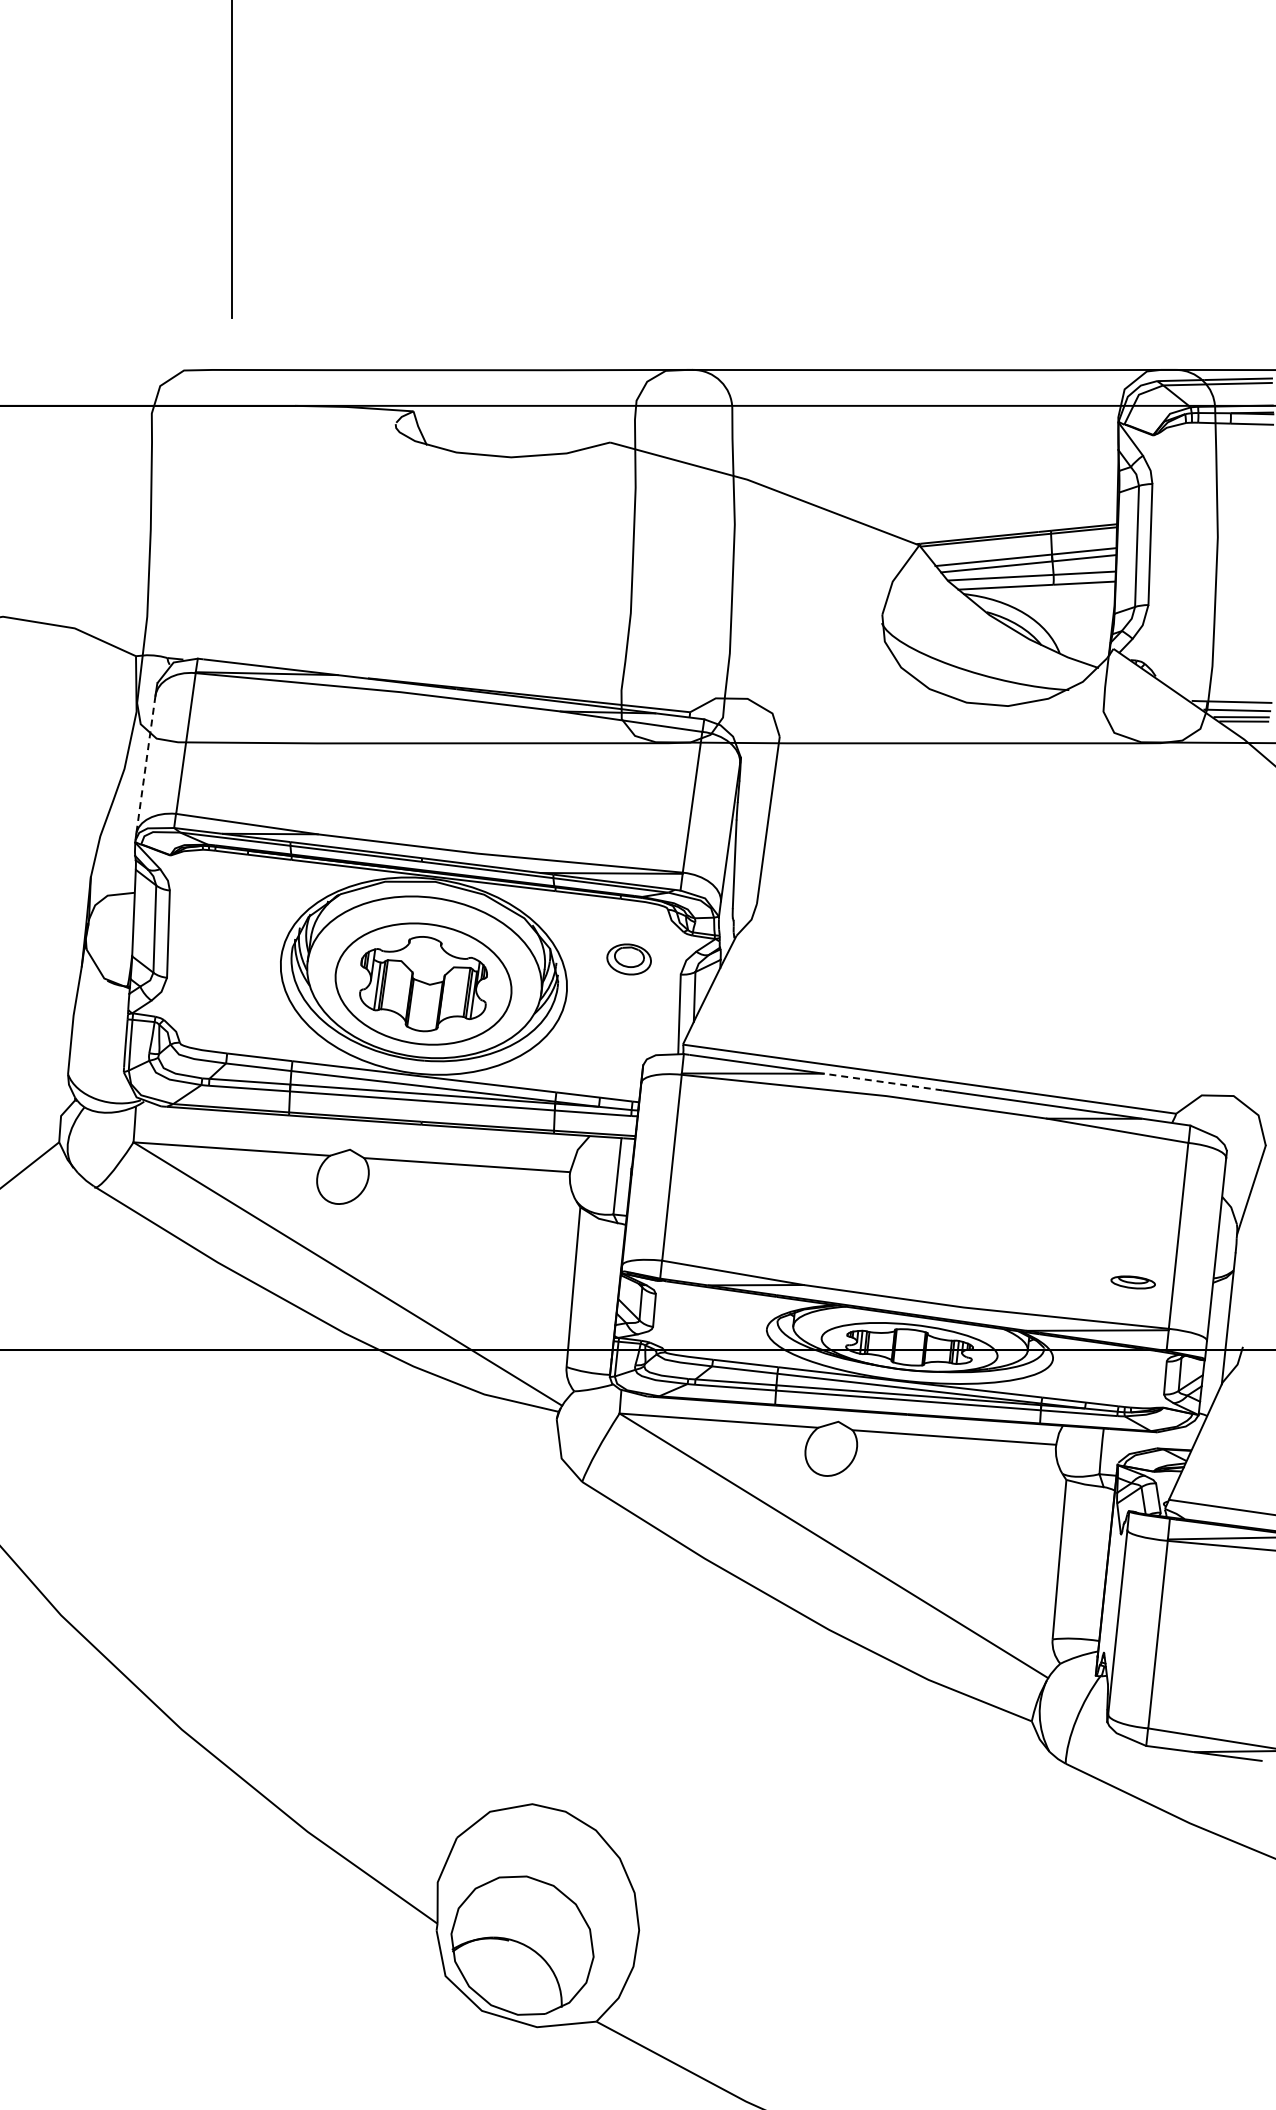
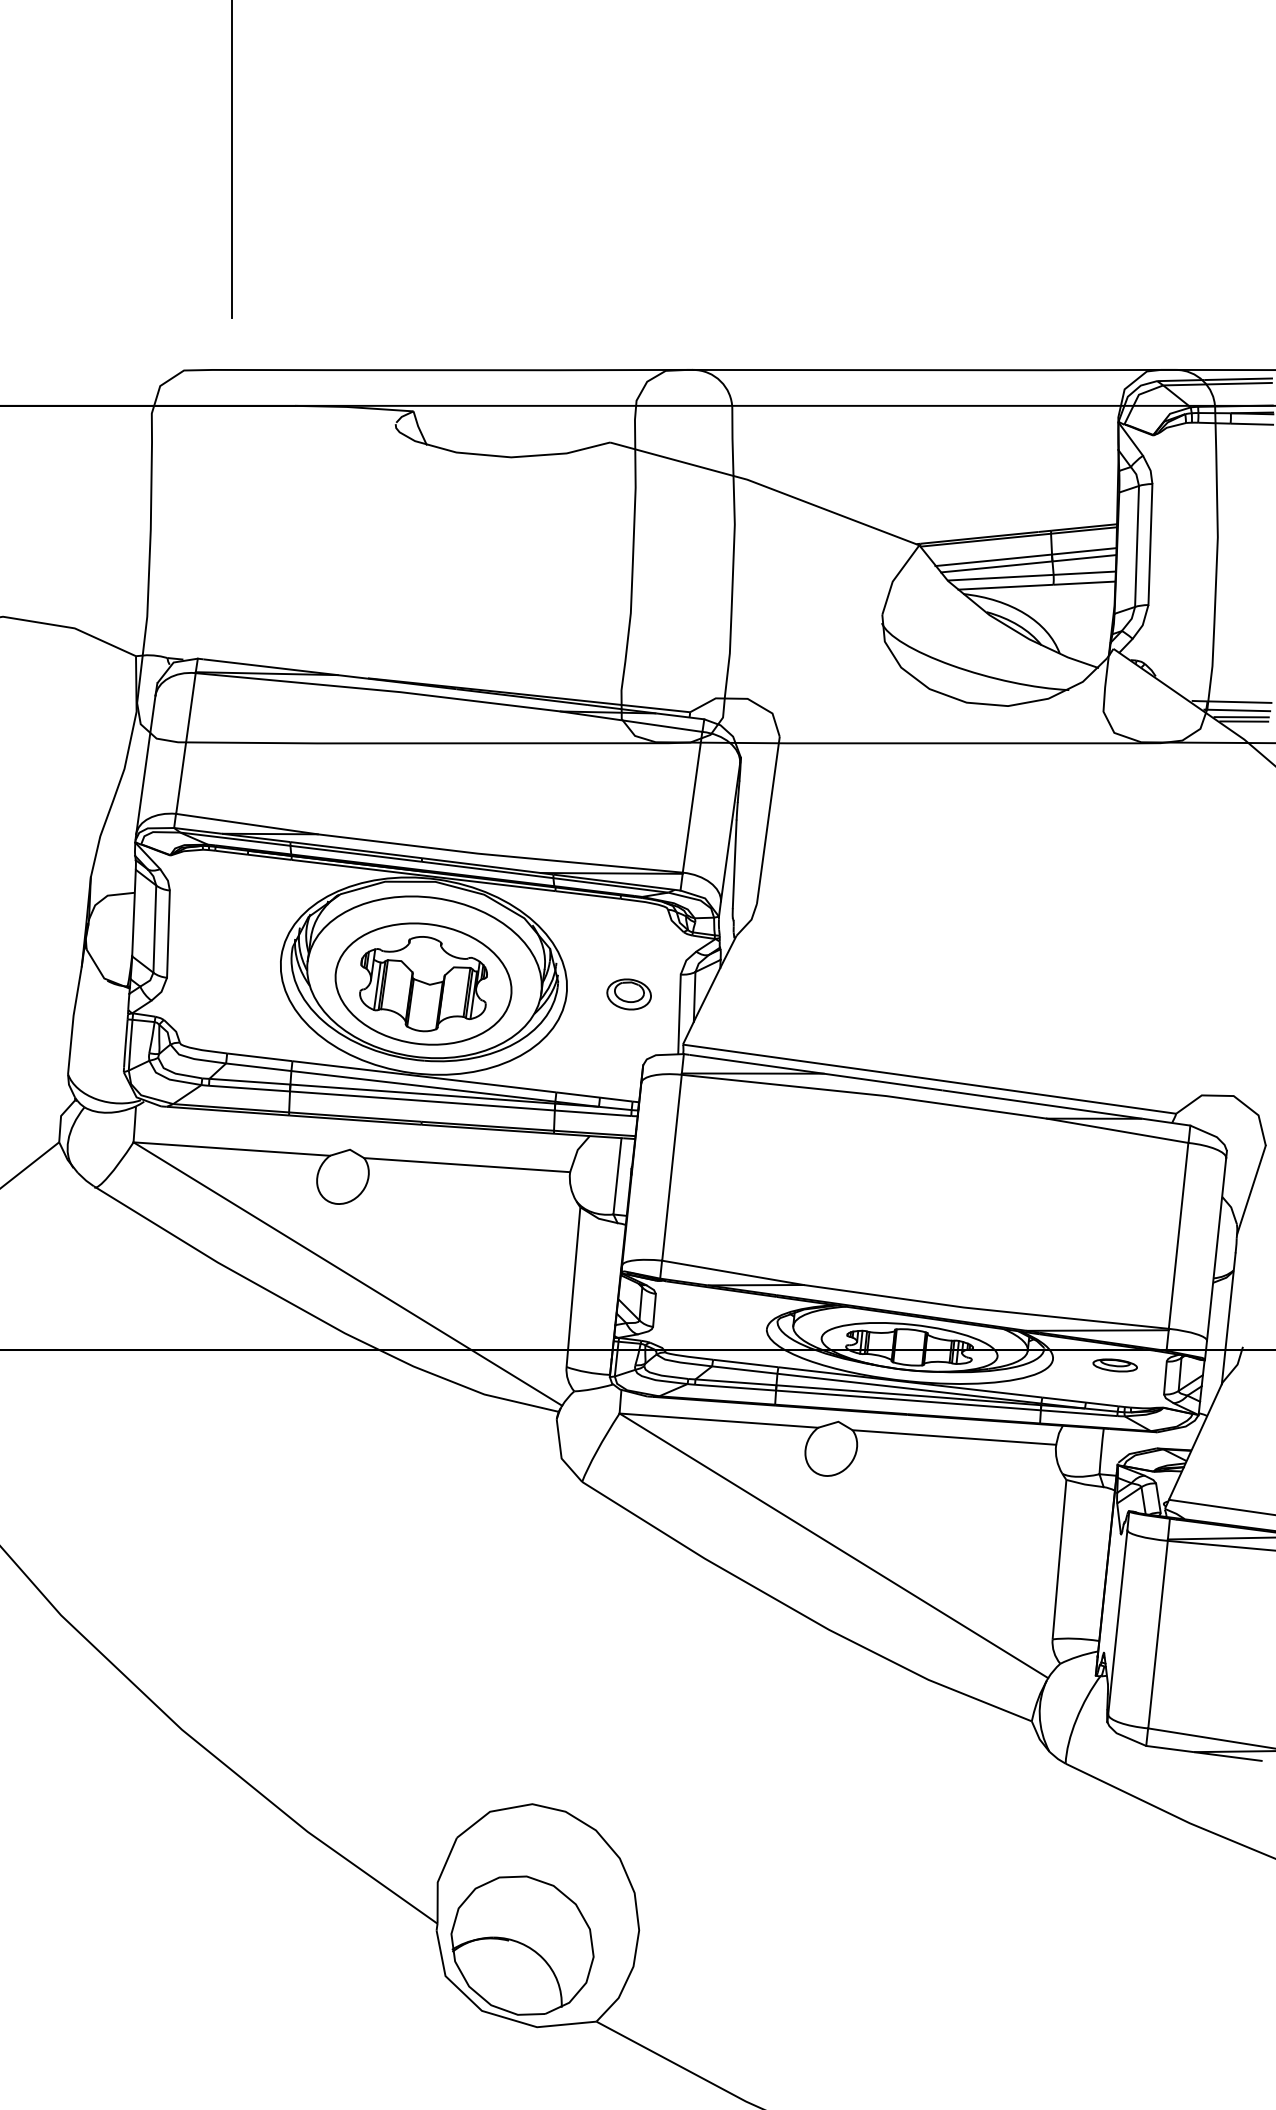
line: dashed -> solid (145, 765)
part position: (628, 959) -> (628, 994) (628, 994)
line: dashed -> solid (882, 1082)
part position: (1132, 1282) -> (1114, 1365) (1114, 1365)
